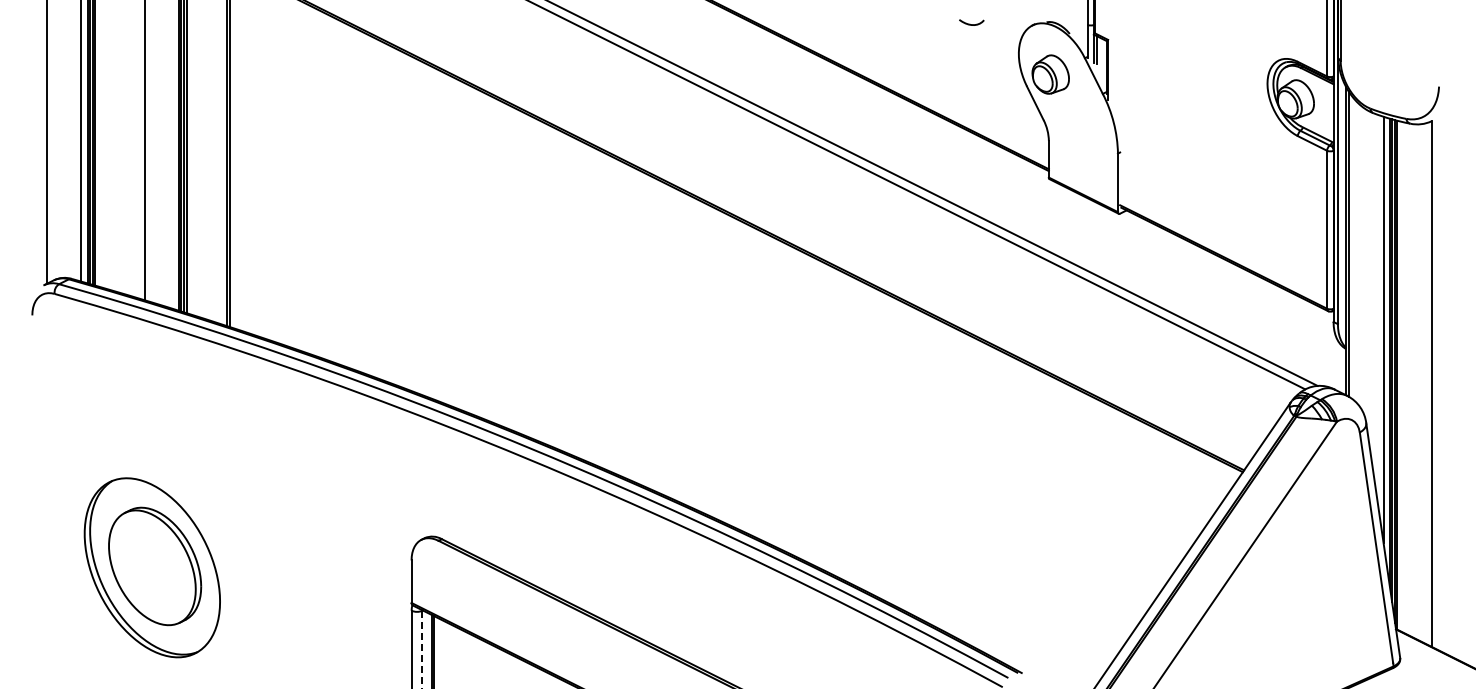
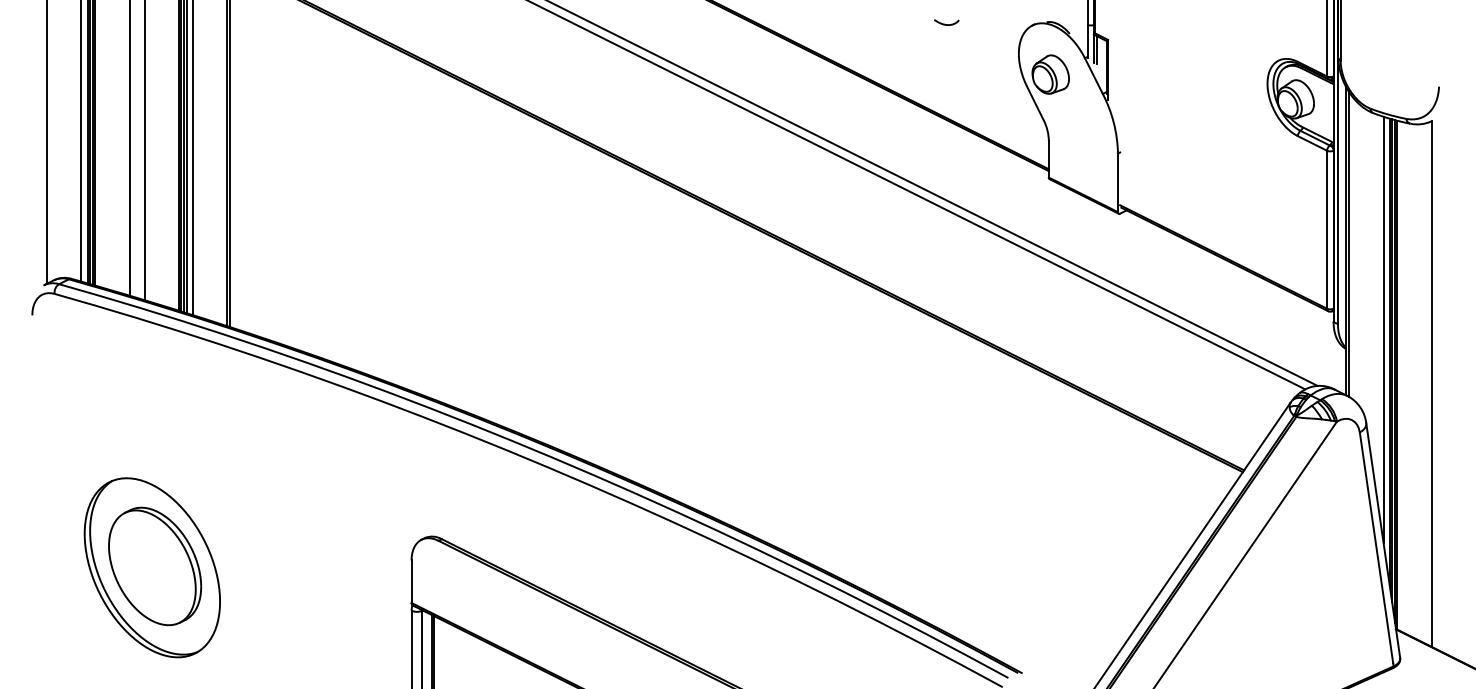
curve position: (970, 23) -> (945, 23) (945, 23)
line: none -> present (129, 148)
line: none -> present (192, 158)
line: dashed -> solid (422, 649)
